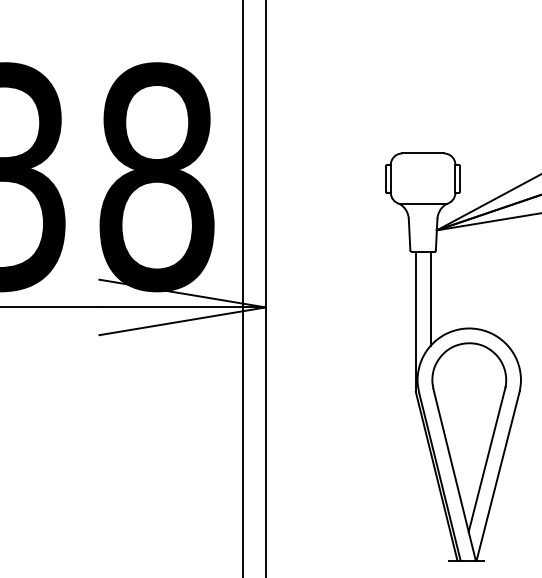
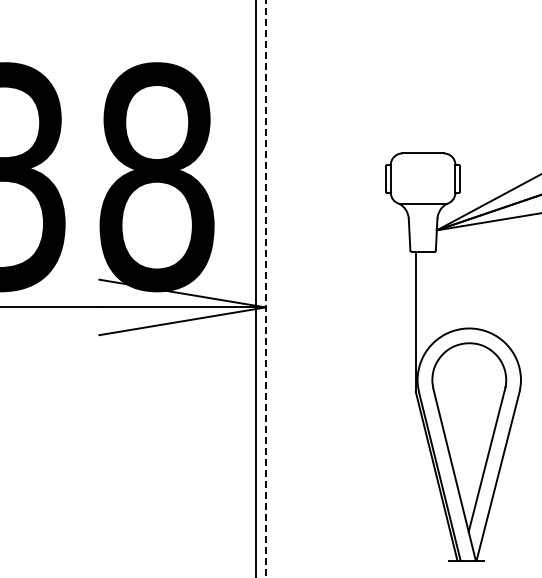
line position: (243, 288) -> (256, 288) (256, 288)
line: solid -> dashed (265, 289)
line: present -> none (430, 298)
